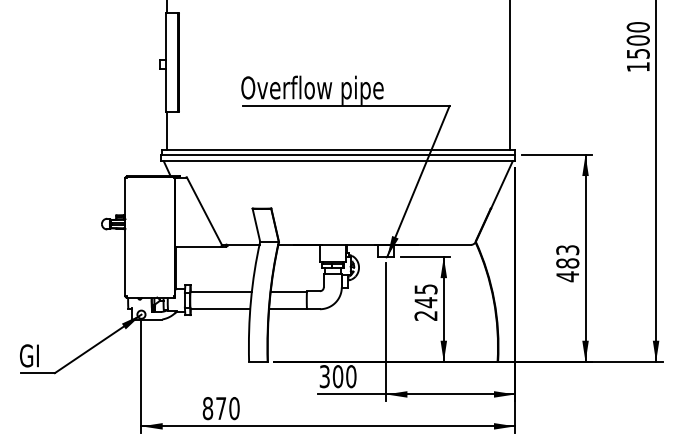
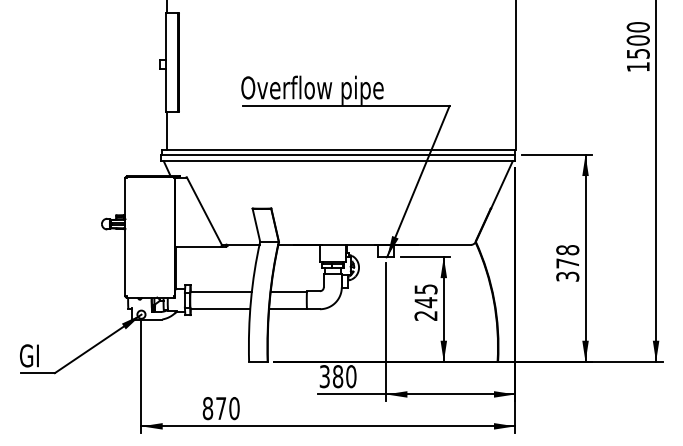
line position: (509, 76) -> (515, 76) (515, 76)
text: 483 -> 378 (567, 263)
text: 300 -> 380 (337, 376)
